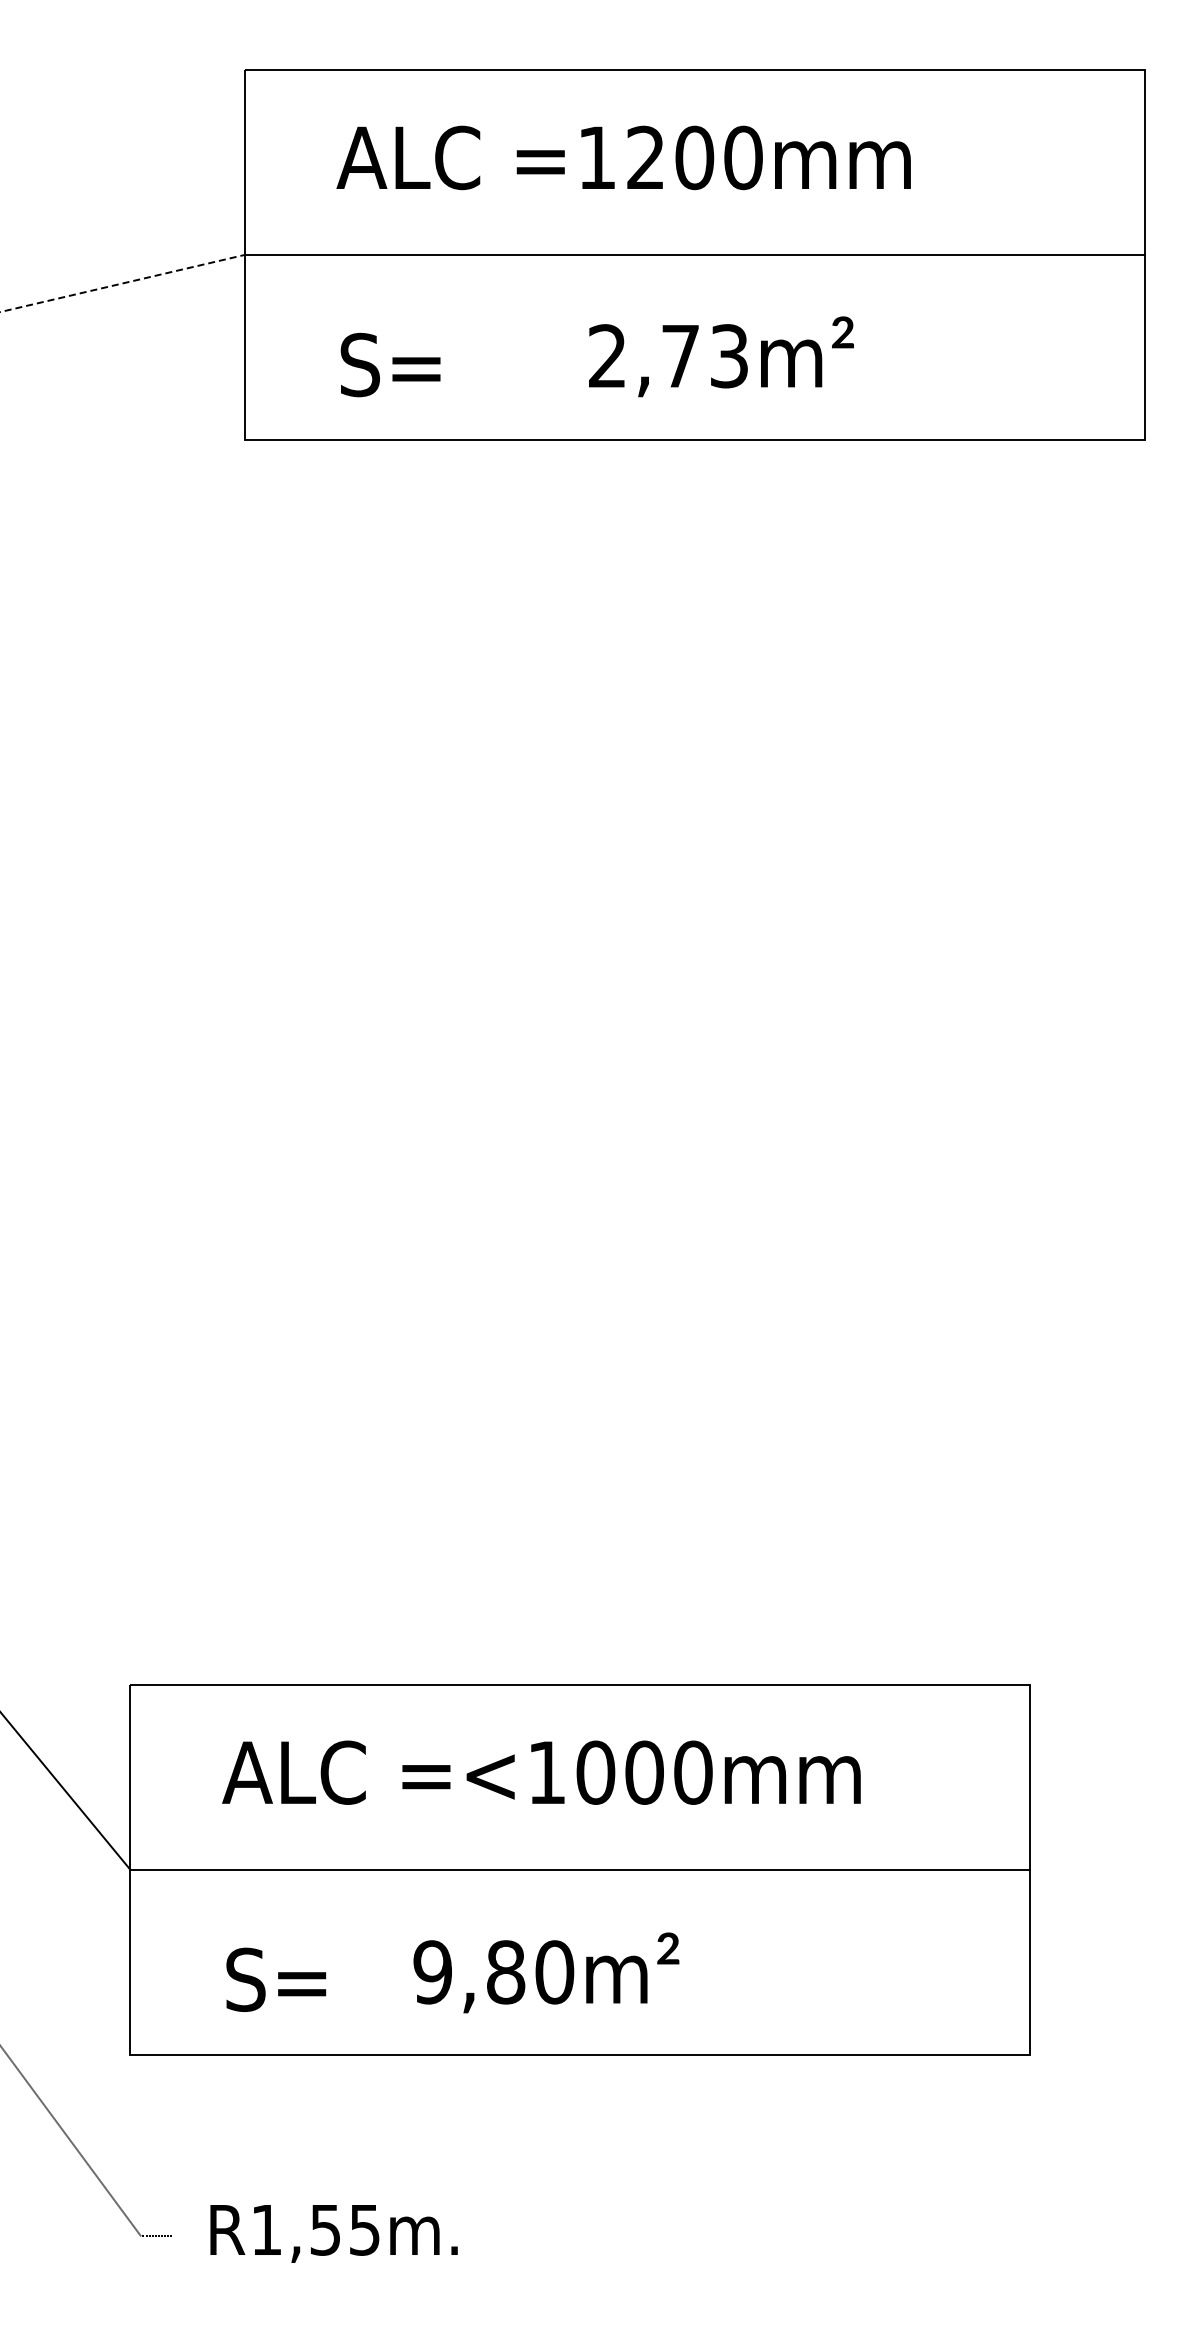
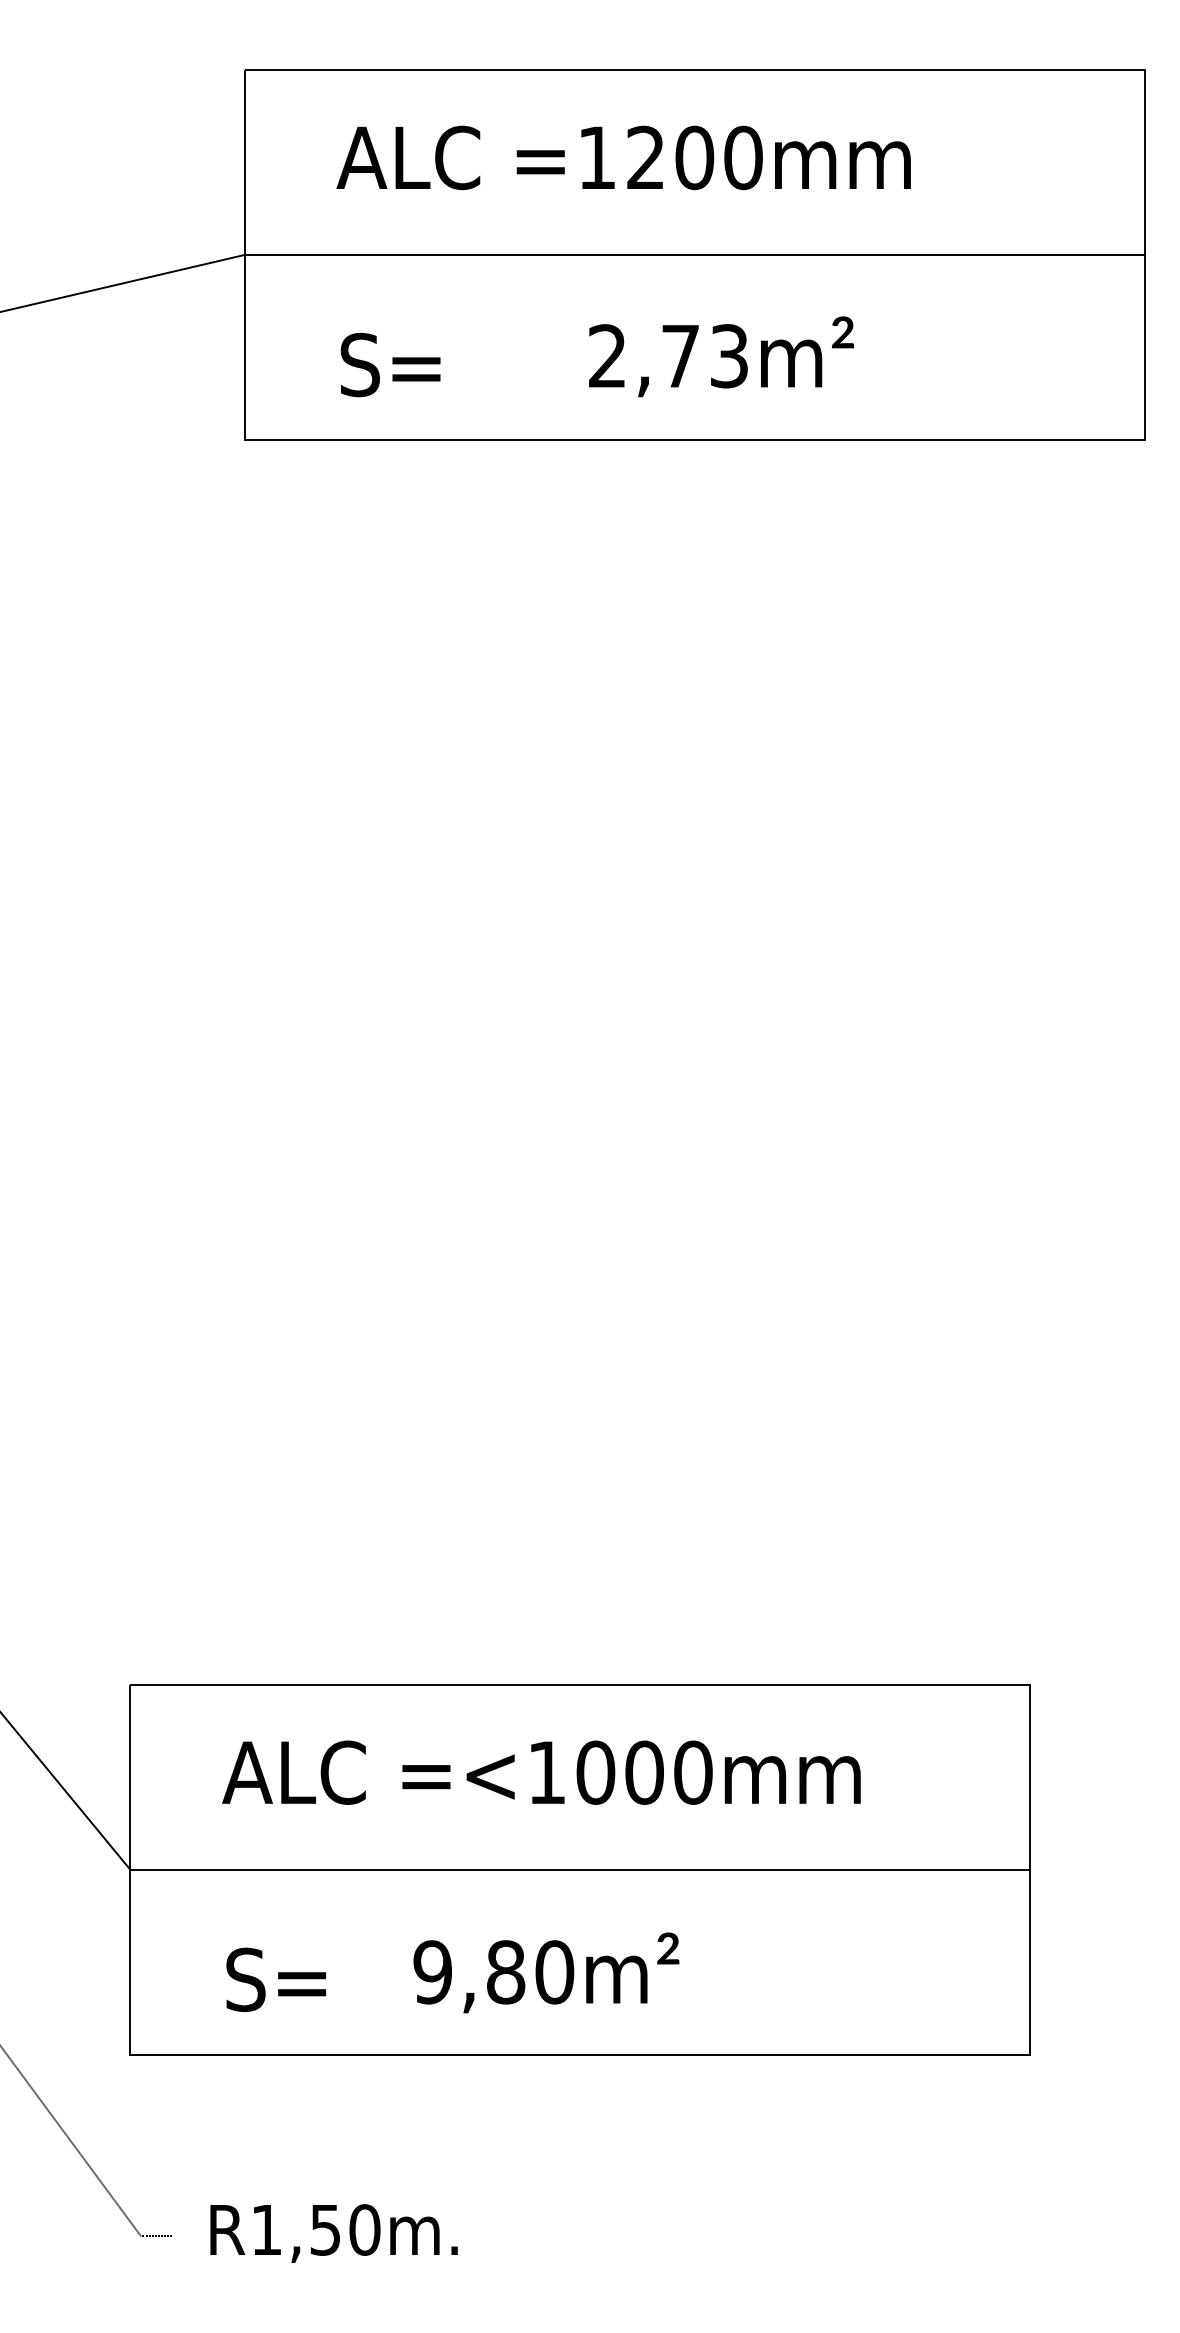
line: dashed -> solid (123, 283)
text: R1,55m. -> R1,50m. (364, 2229)
